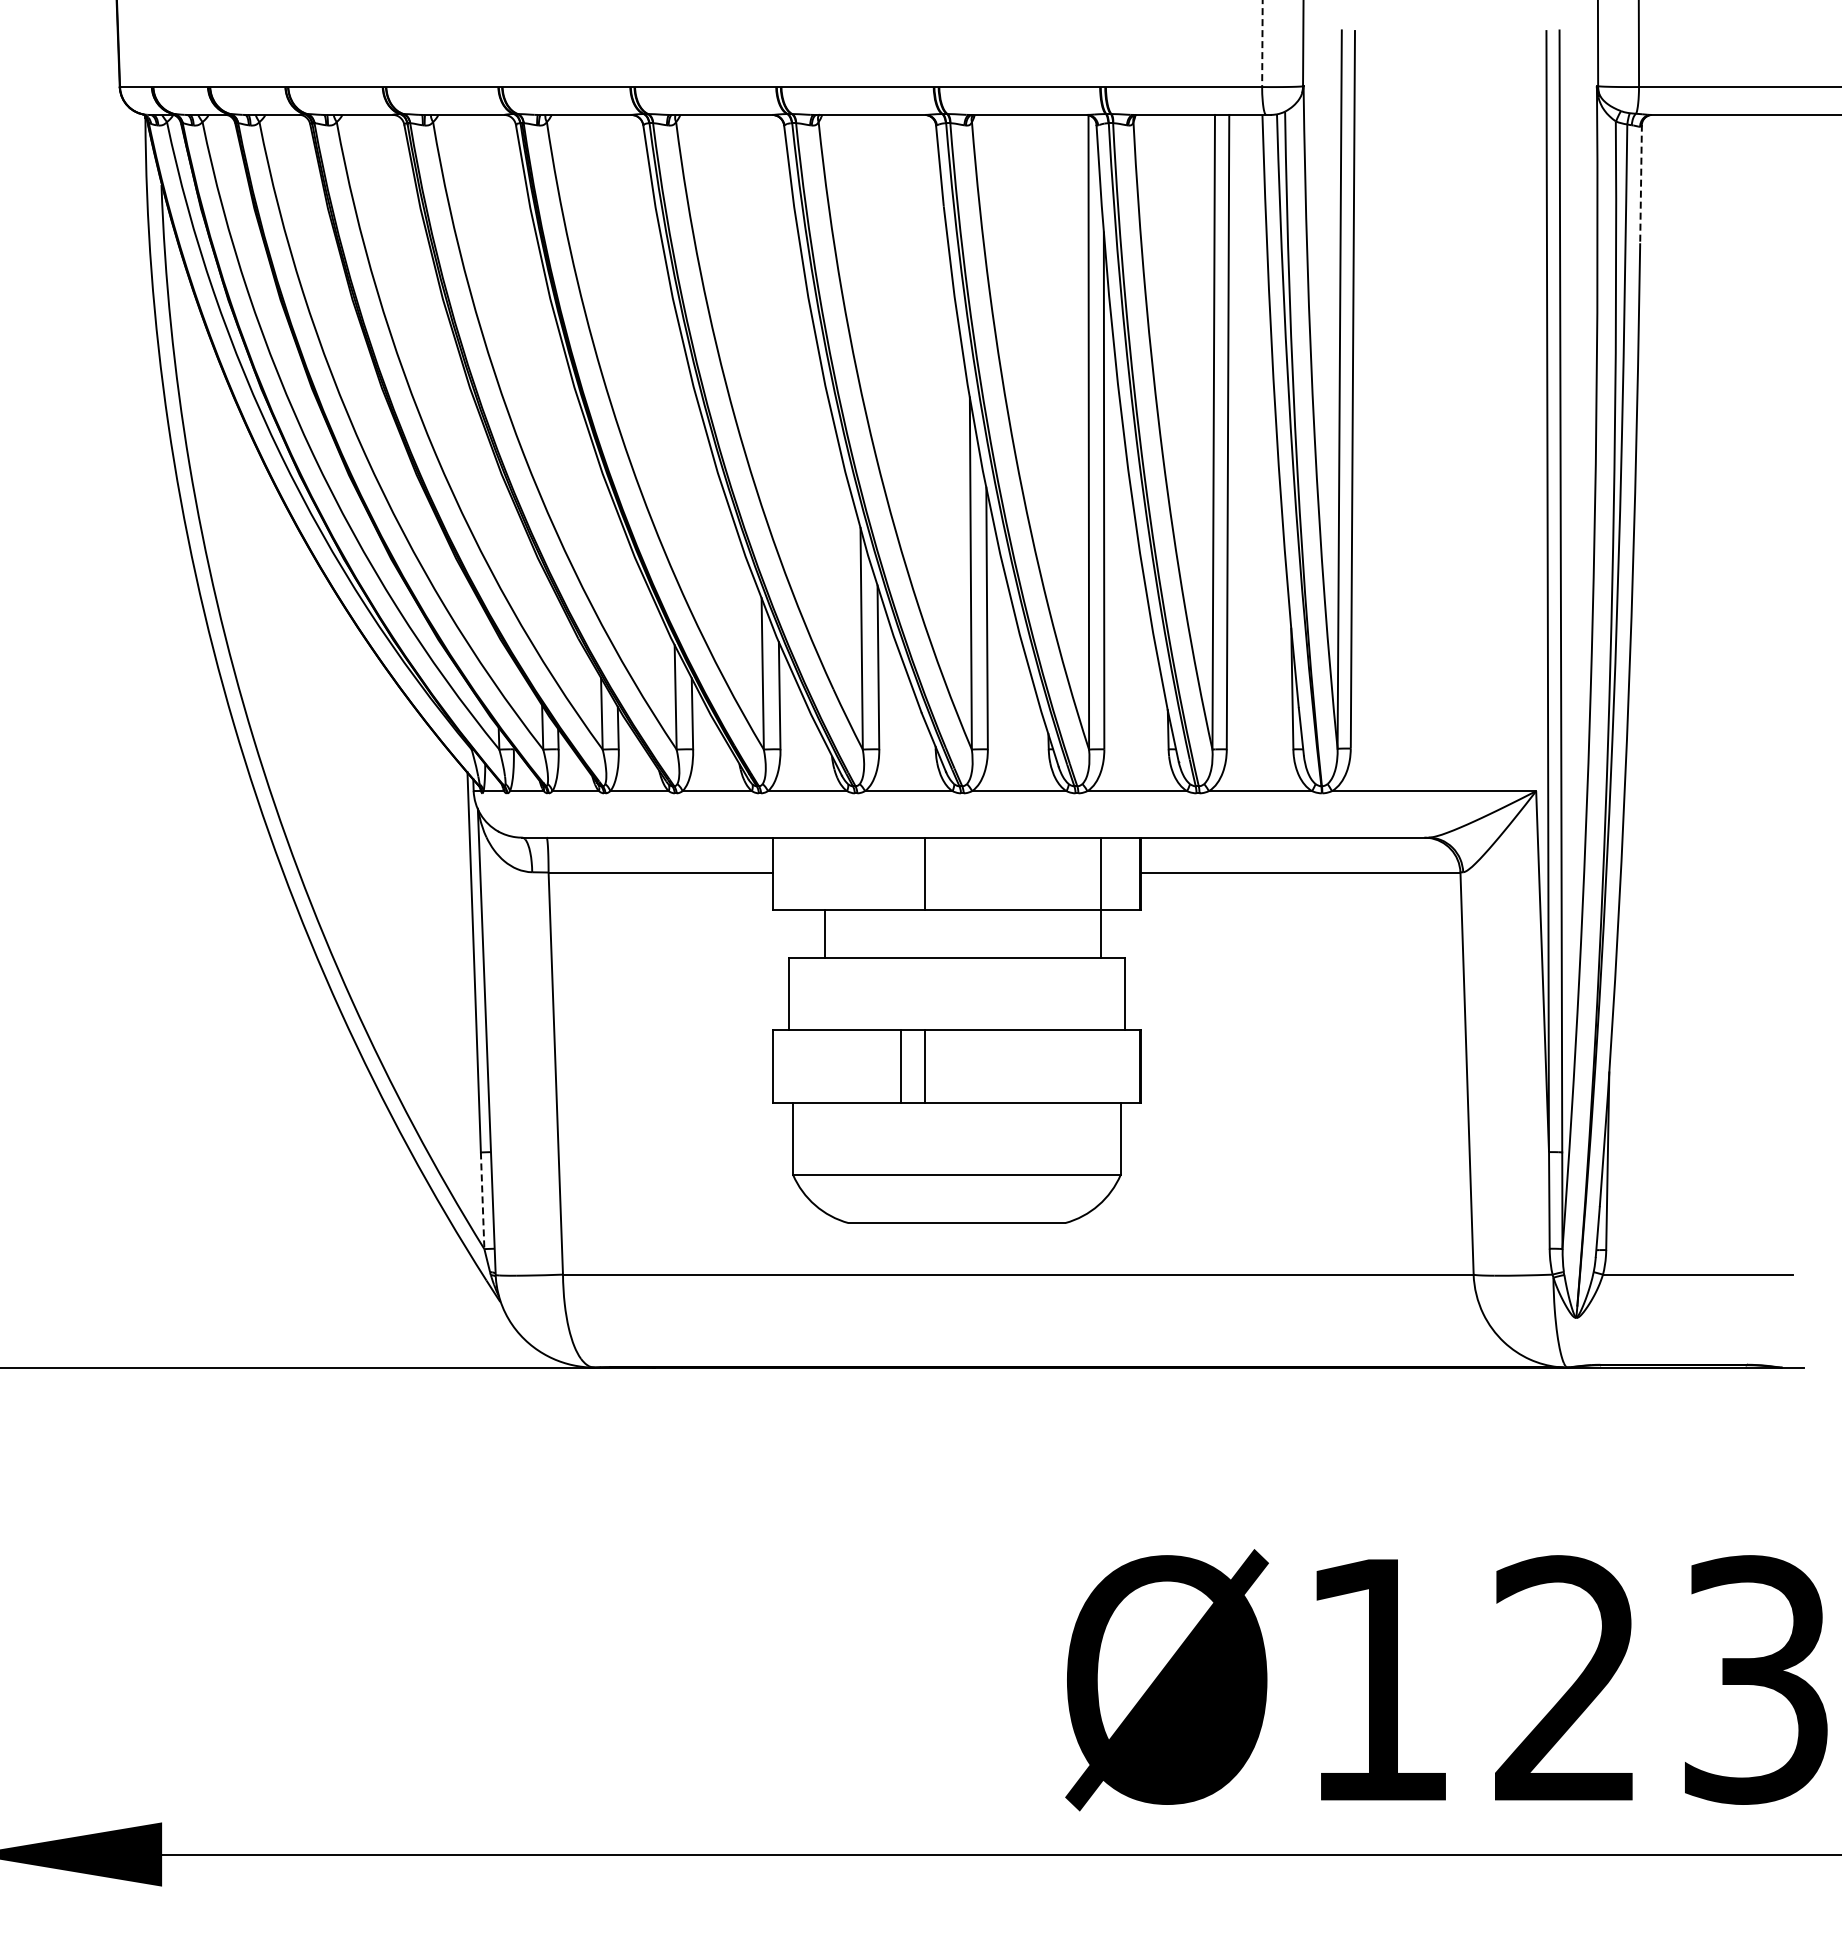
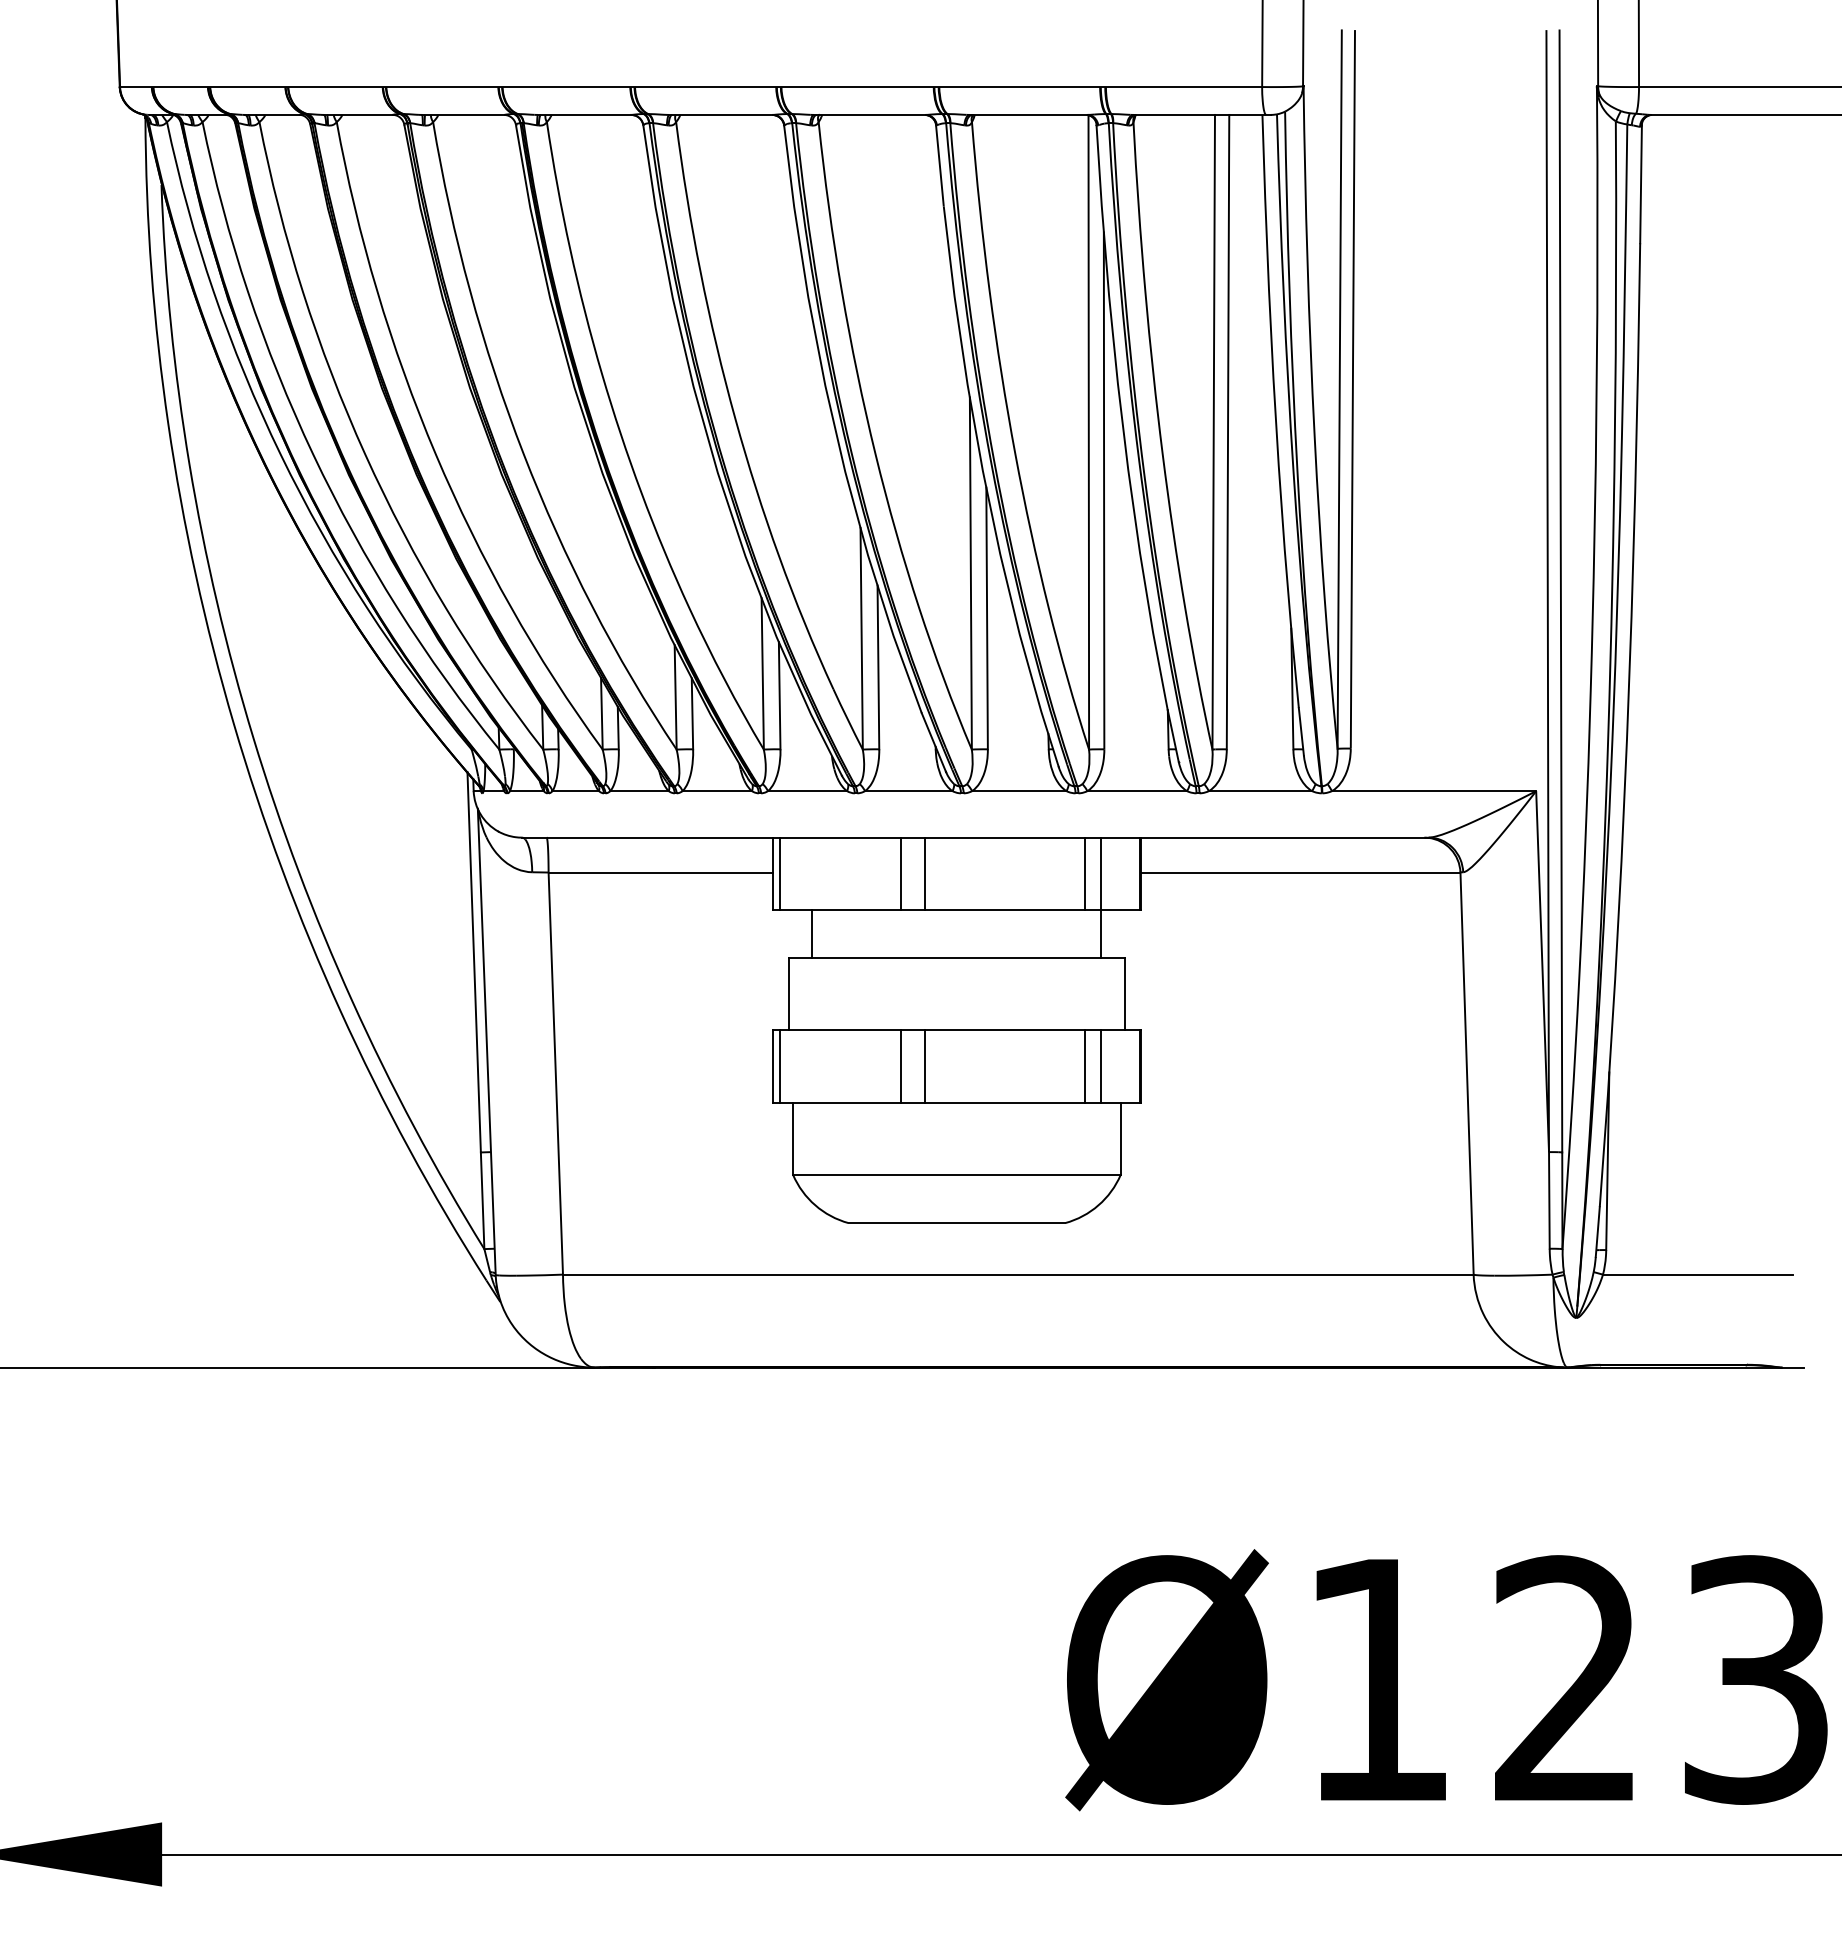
line: dashed -> solid (1262, 44)
line: dashed -> solid (1641, 184)
line: none -> present (780, 873)
line: none -> present (901, 873)
line: none -> present (1084, 873)
line position: (825, 933) -> (812, 933) (812, 933)
line: none -> present (780, 1066)
line: none -> present (1084, 1066)
line: none -> present (1101, 1066)
line: dashed -> solid (482, 1201)
